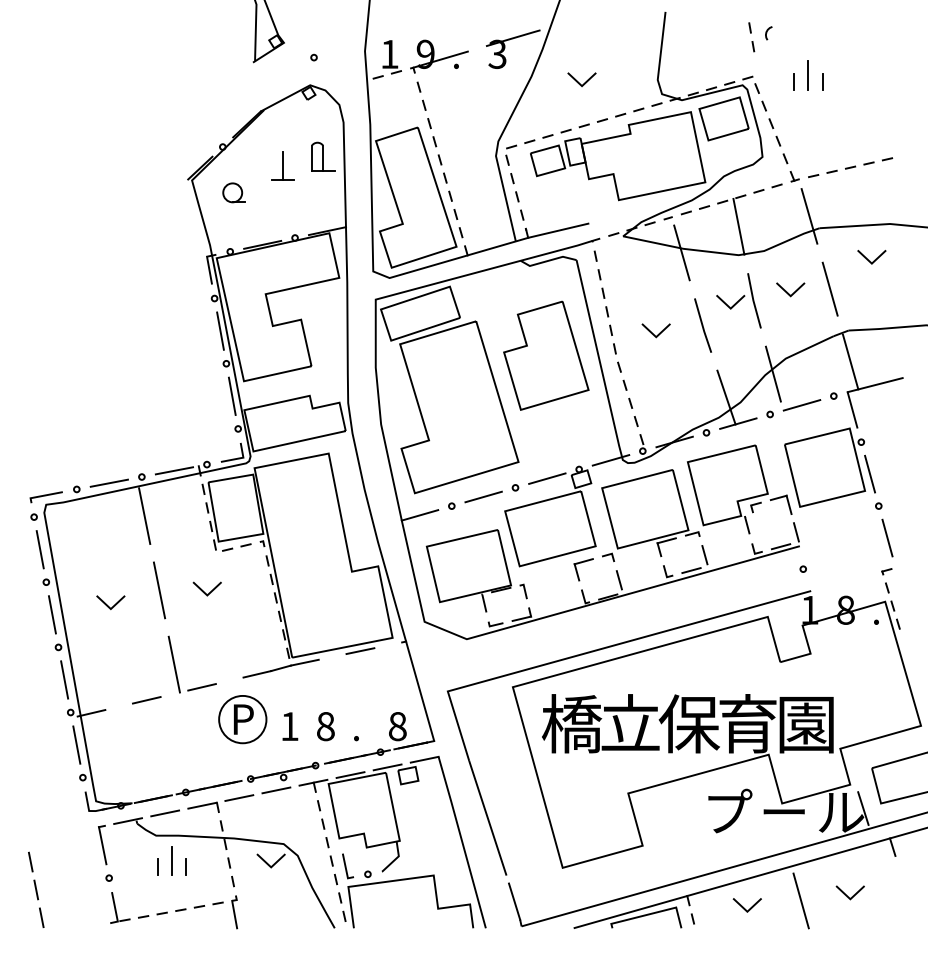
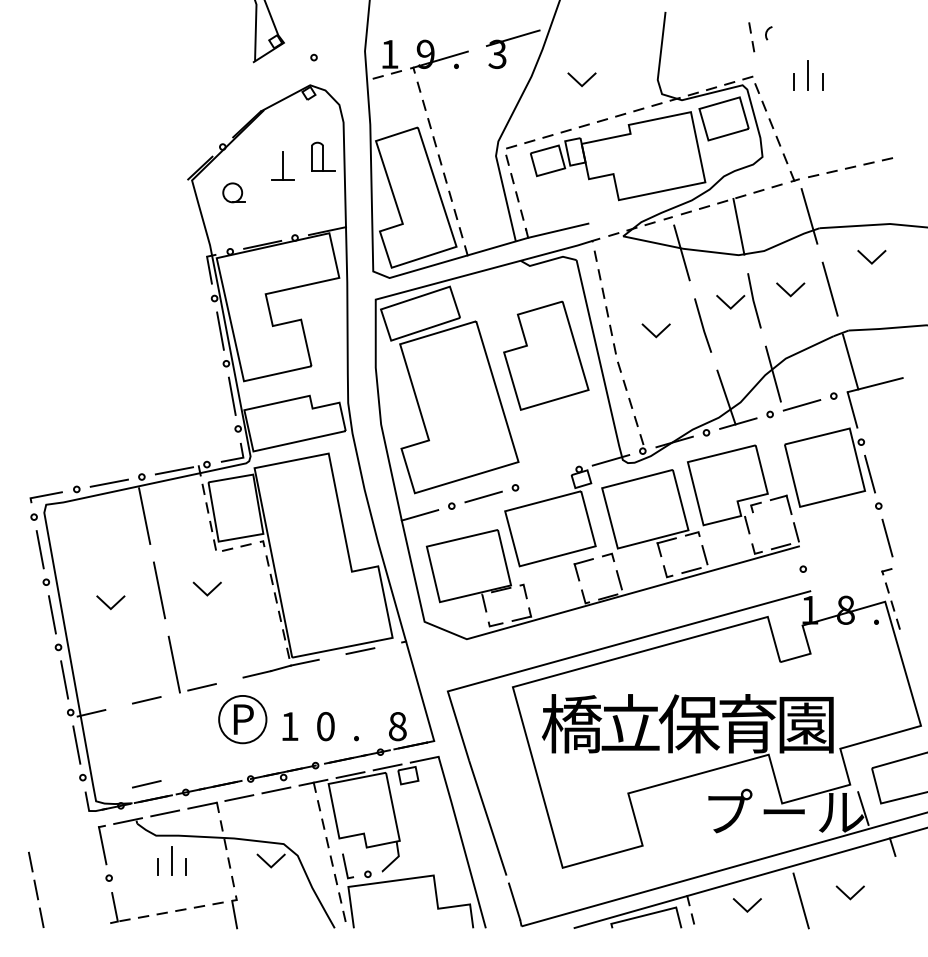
line: present -> none (547, 478)
text: 8 -> 0 (325, 726)
line: none -> present (146, 784)
